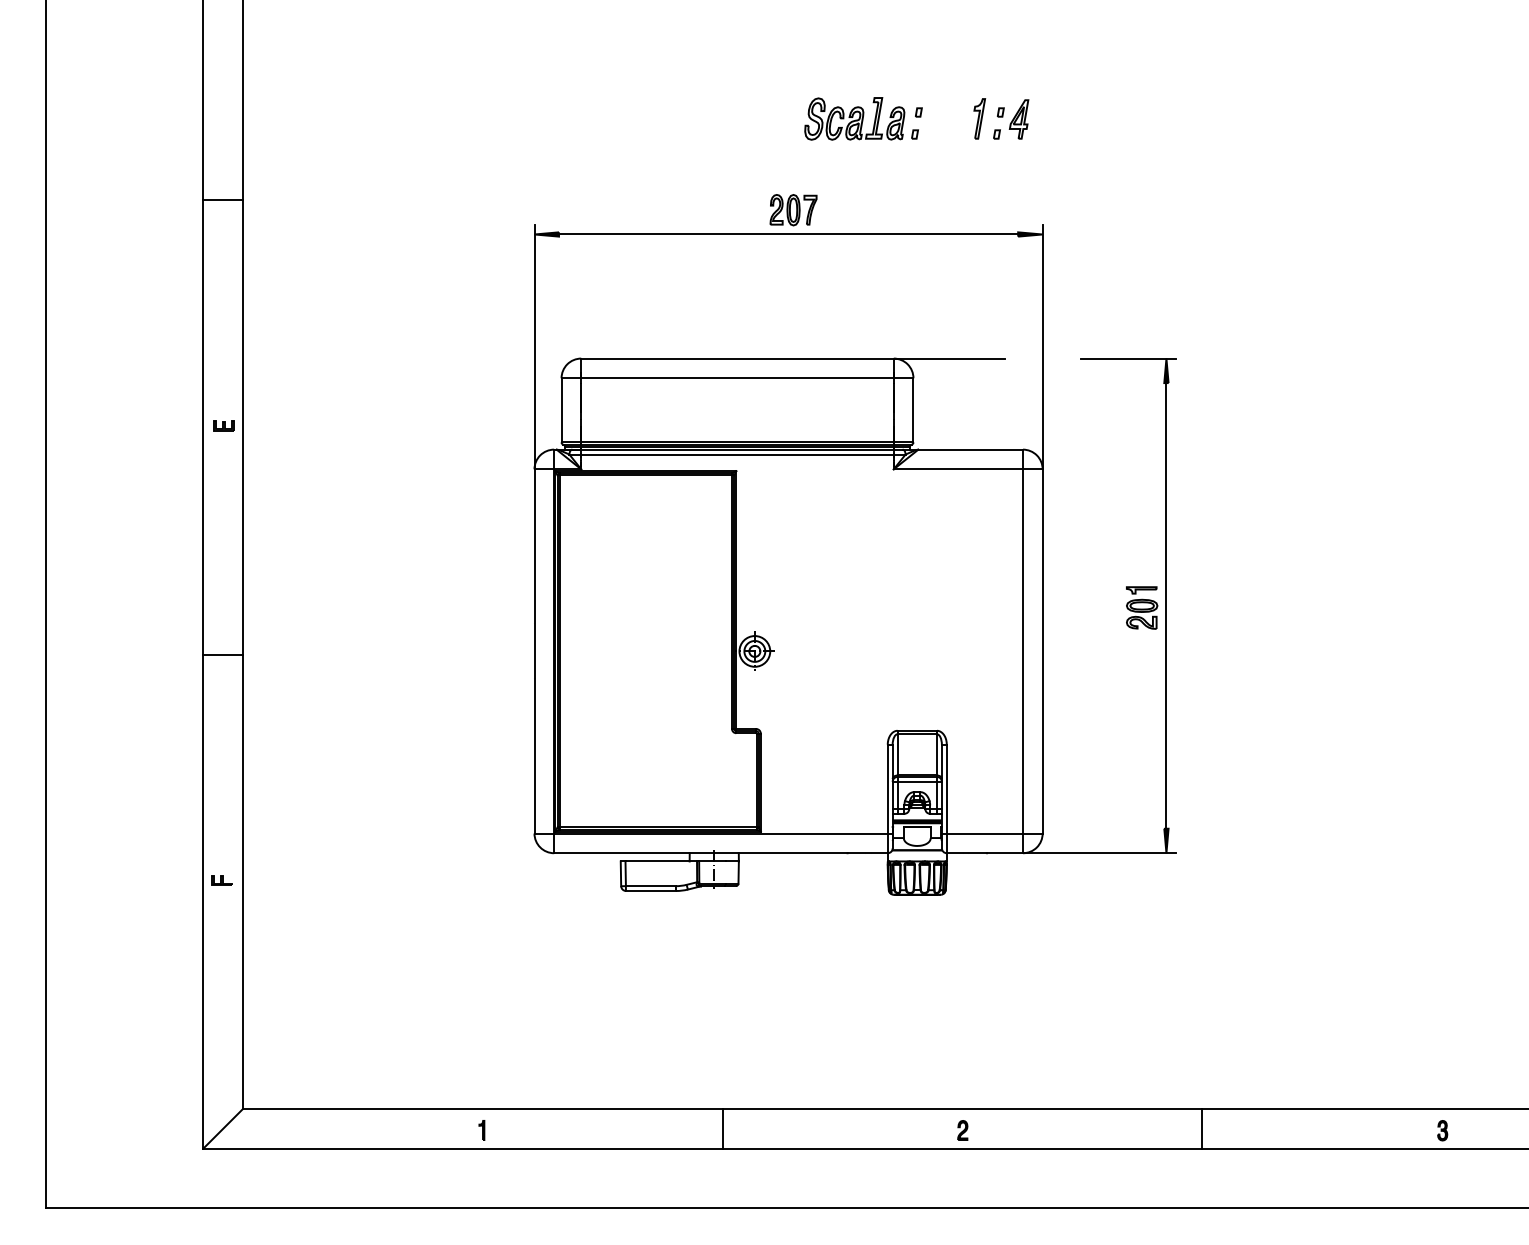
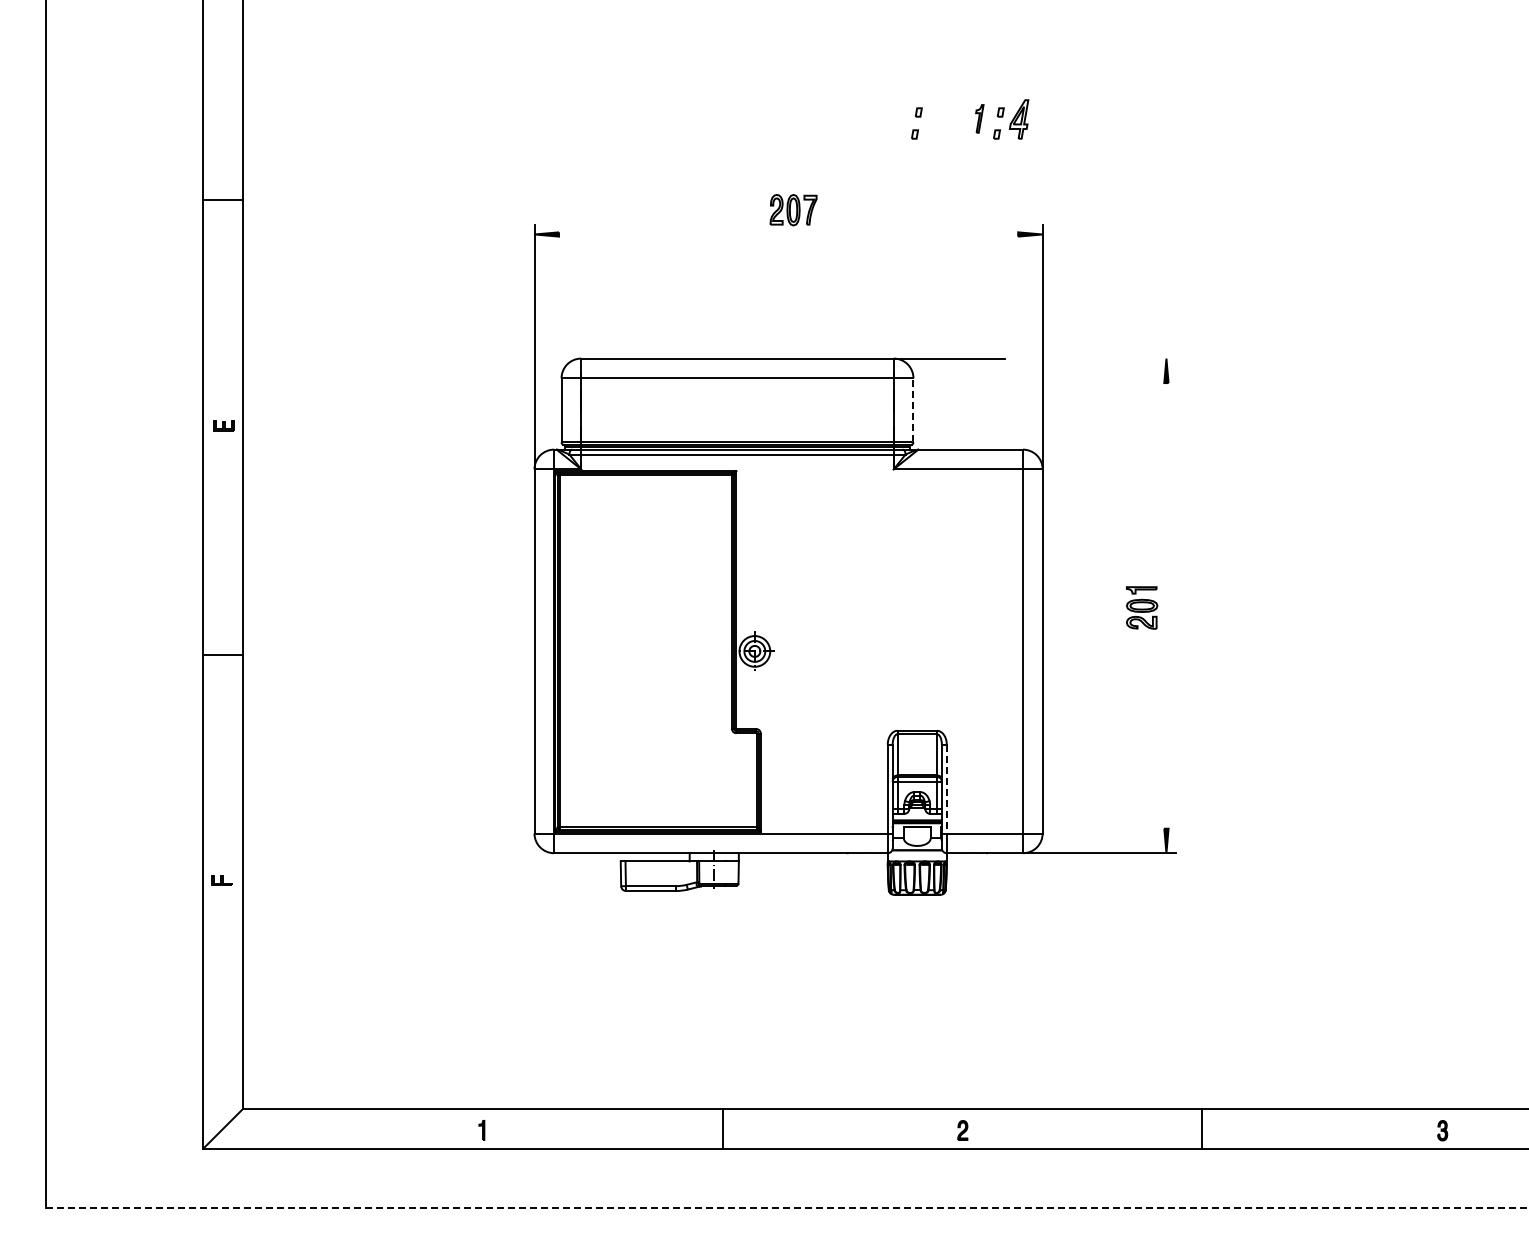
part: present -> none (854, 118)
part size: 14x42 px -> 10x30 px (979, 118)
line: present -> none (788, 234)
line: present -> none (1128, 358)
line: solid -> dashed (913, 409)
line: present -> none (1166, 605)
line: solid -> dashed (946, 789)
line: solid -> dashed (787, 1207)
